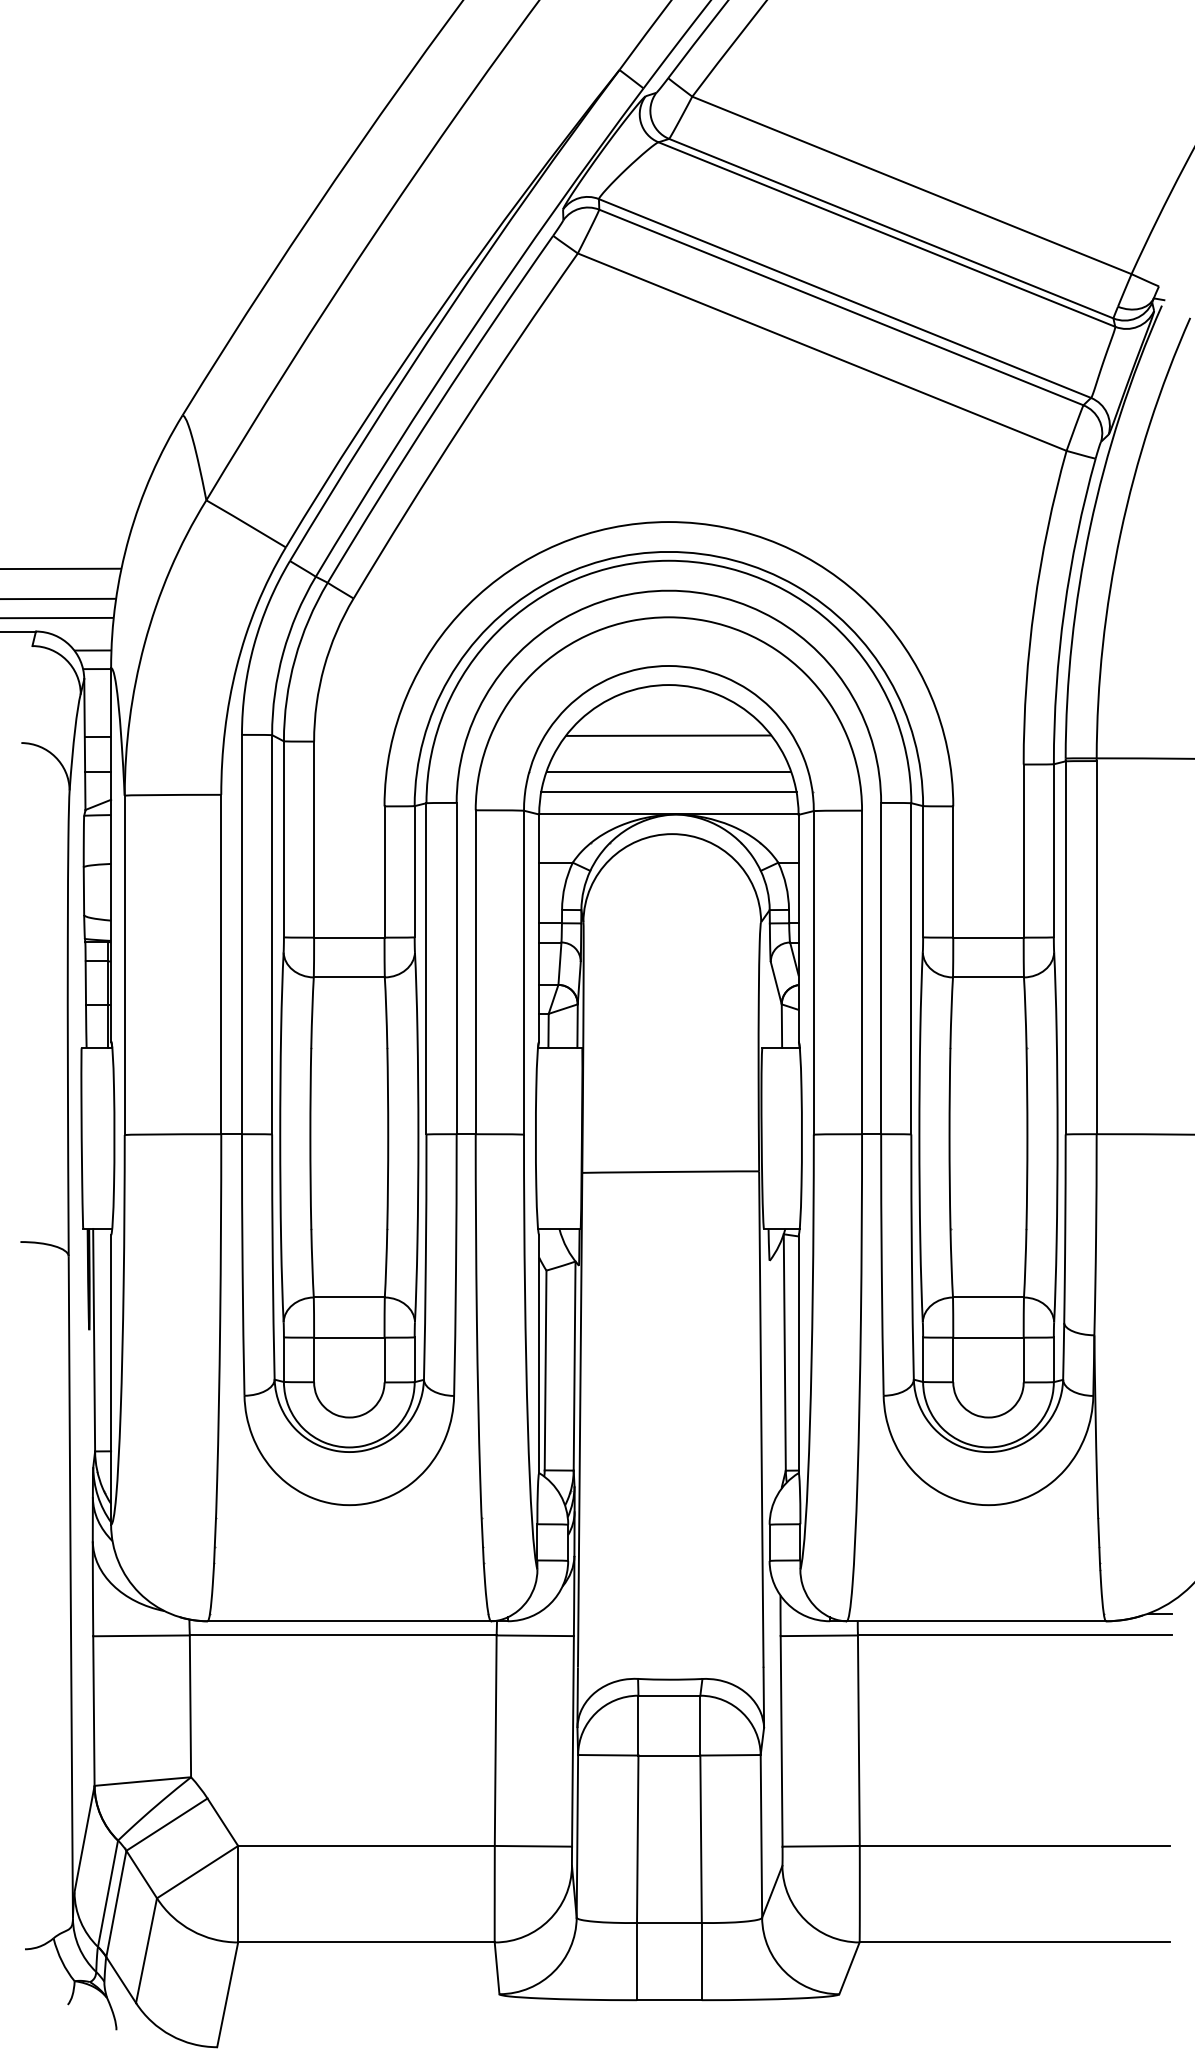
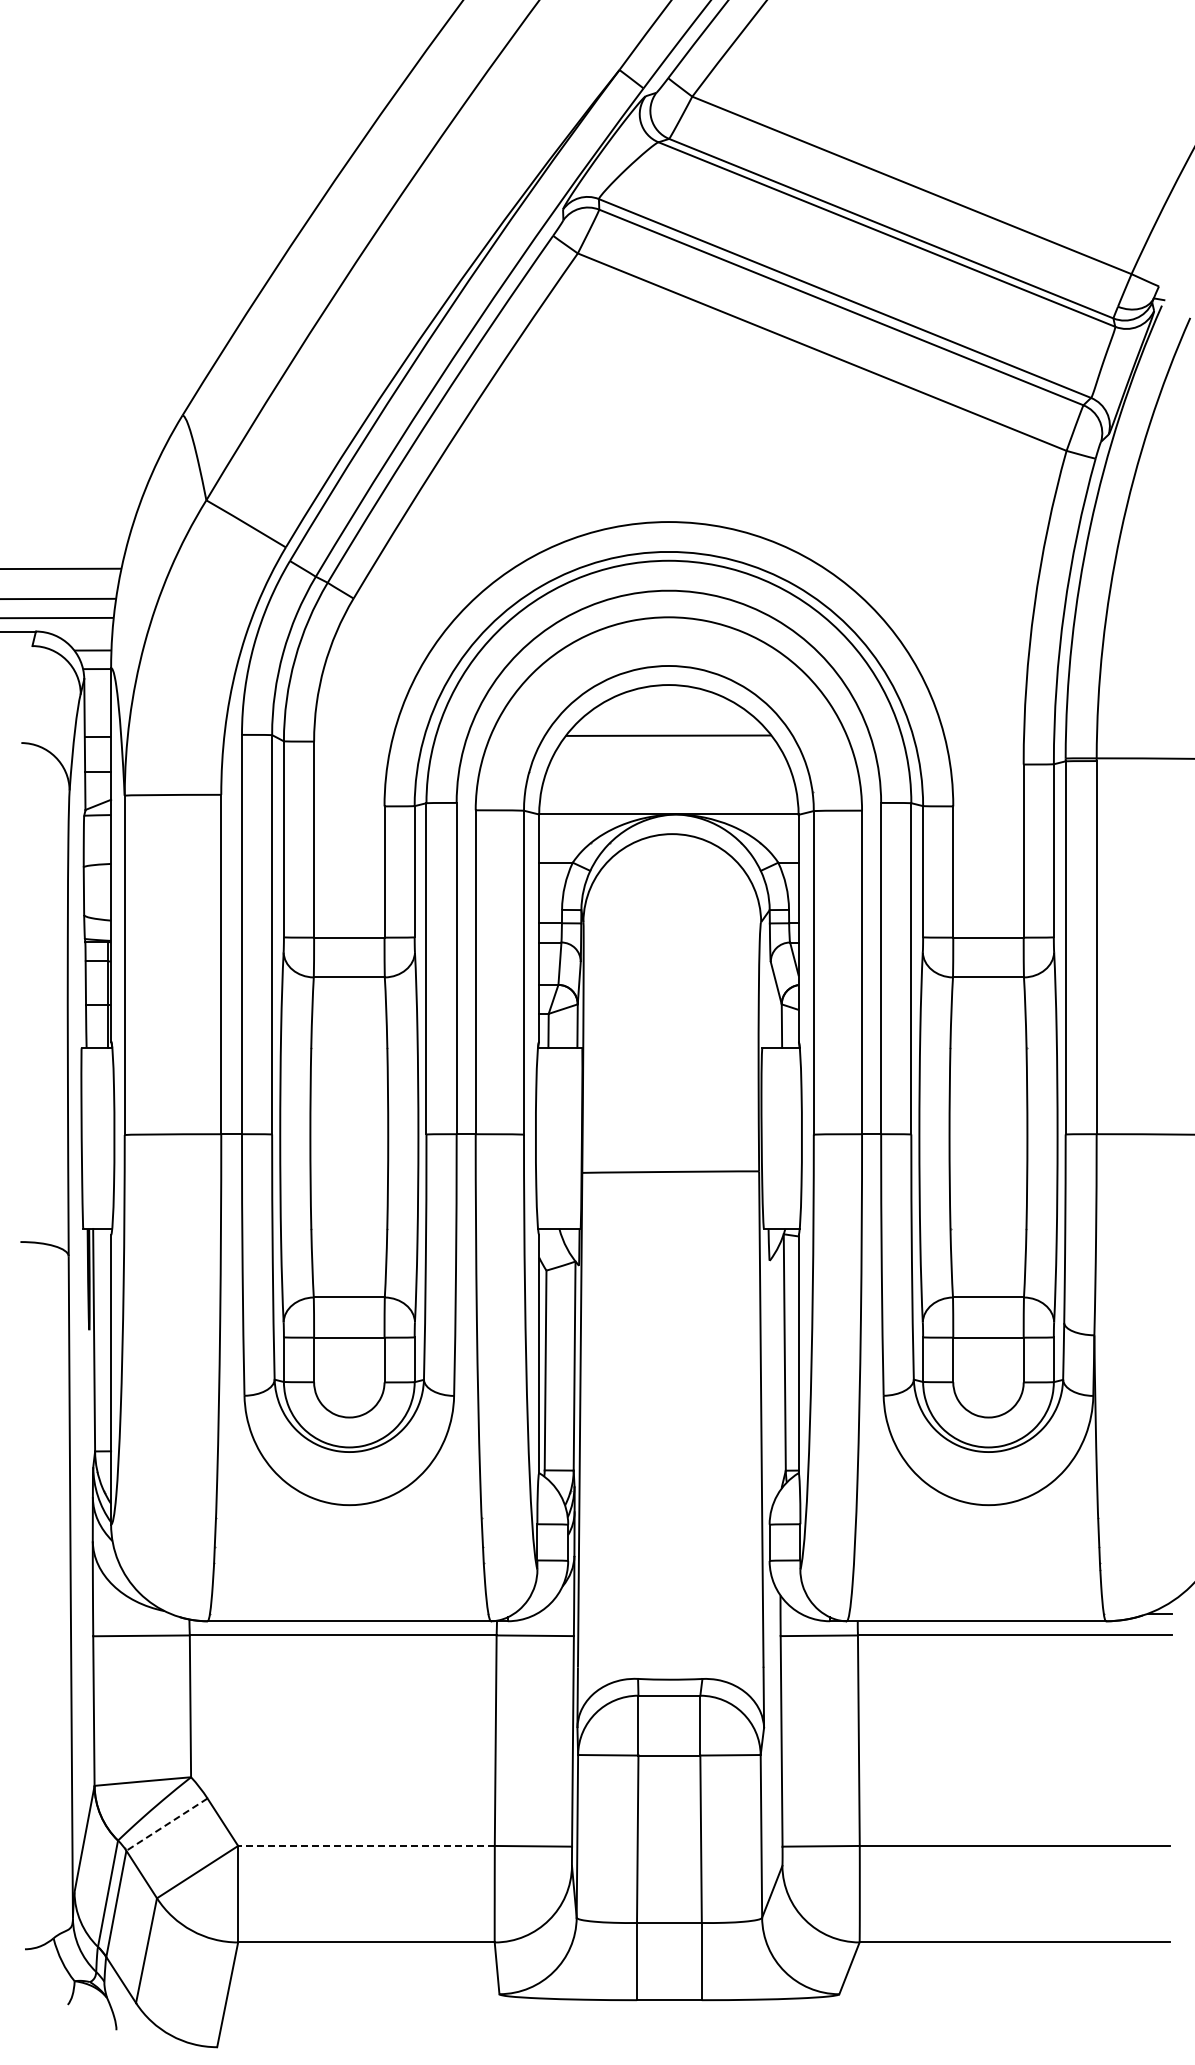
line: present -> none (668, 771)
line: present -> none (668, 792)
line: solid -> dashed (166, 1824)
line: solid -> dashed (365, 1845)
